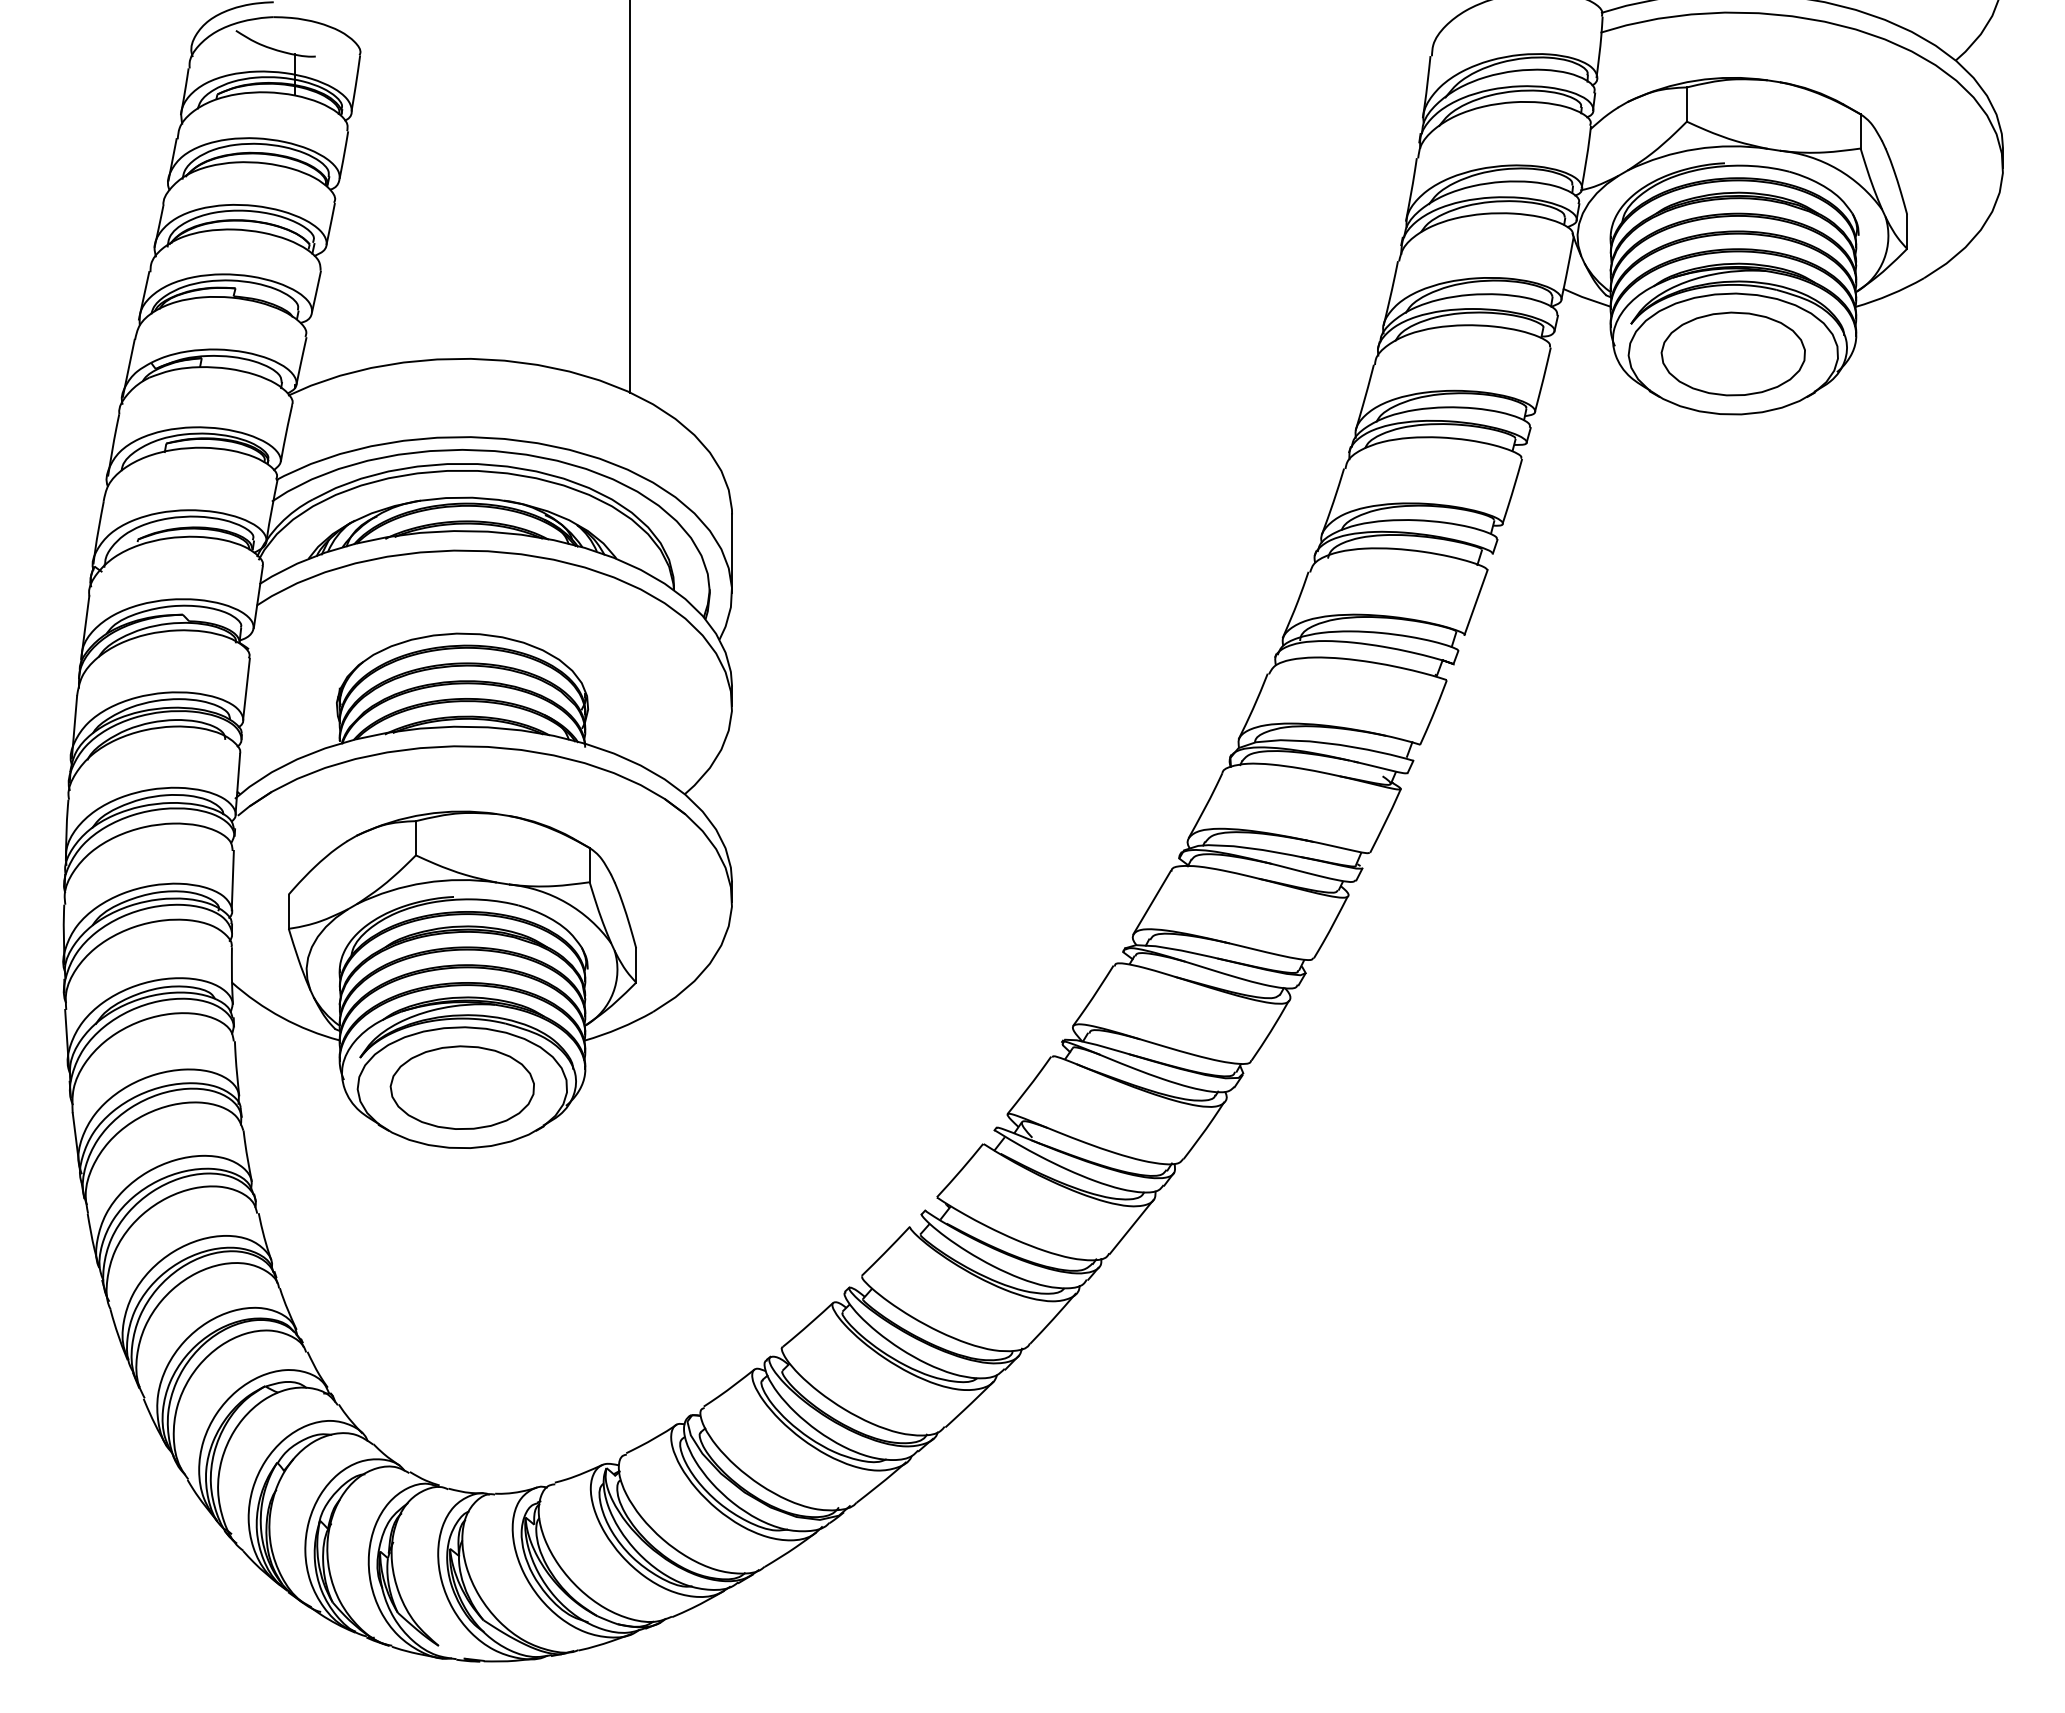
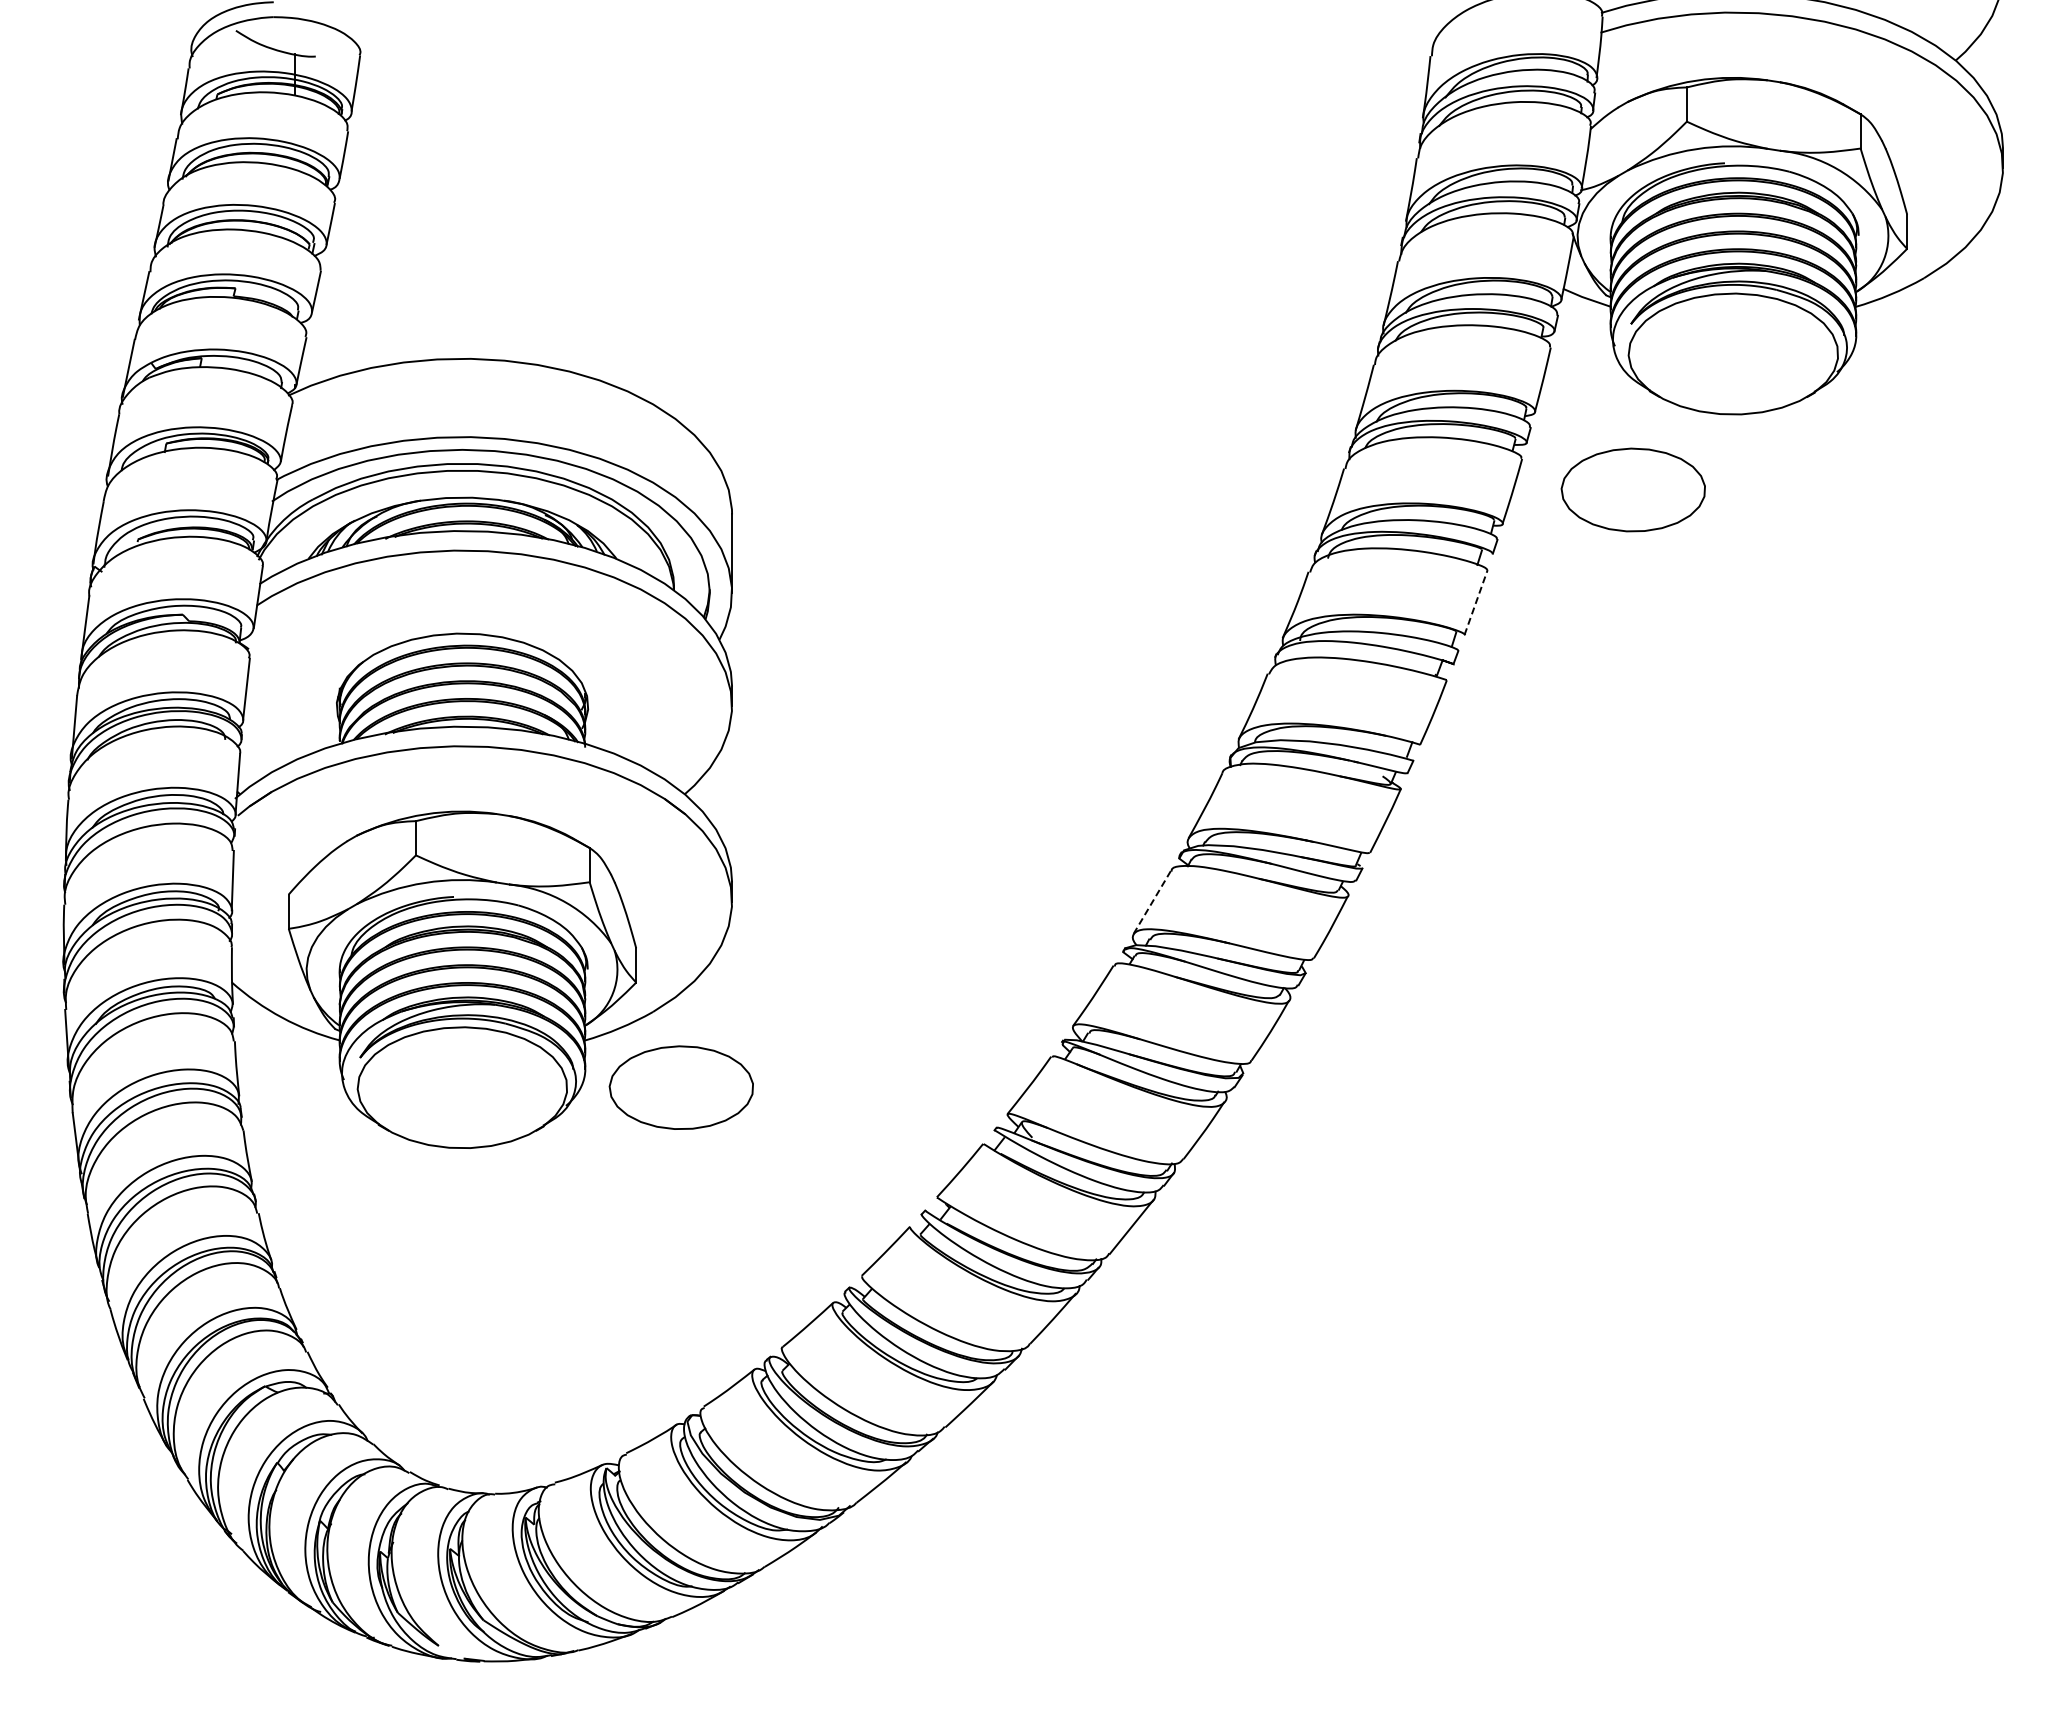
line: present -> none (630, 197)
part position: (1732, 353) -> (1632, 489) (1632, 489)
line: solid -> dashed (1476, 602)
line: solid -> dashed (1152, 902)
part position: (461, 1087) -> (680, 1087) (680, 1087)
